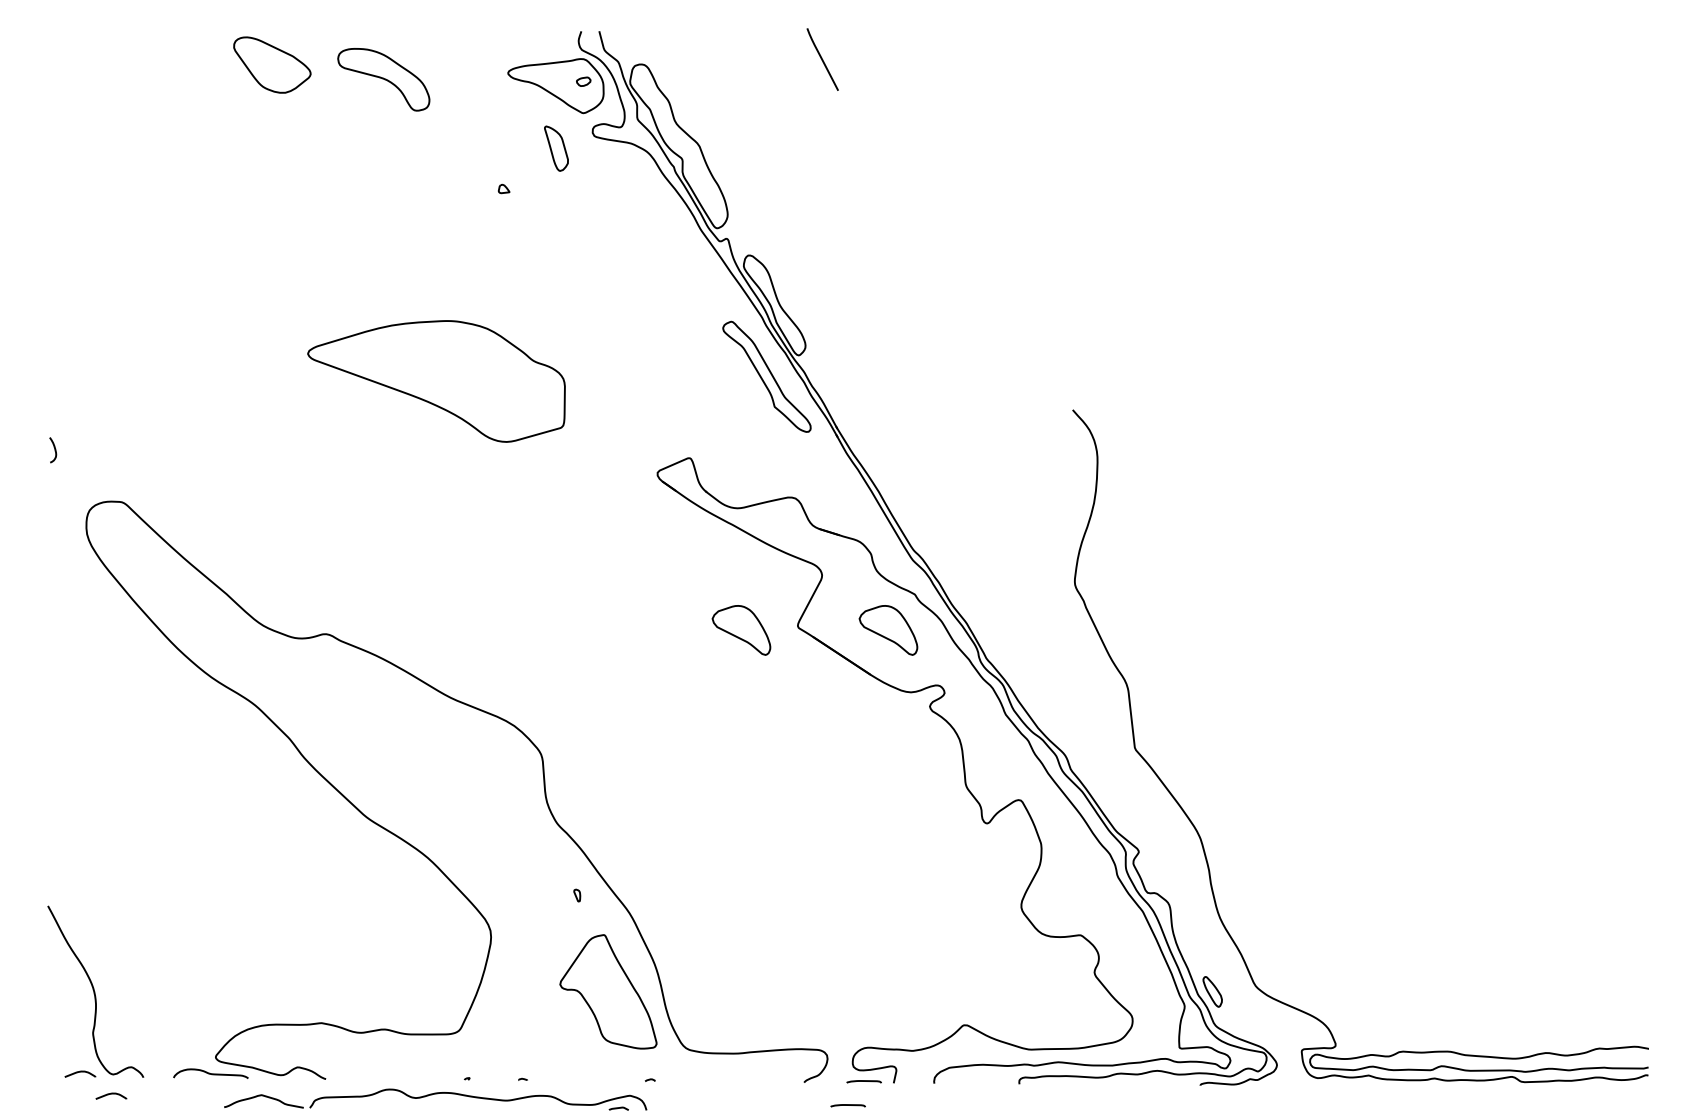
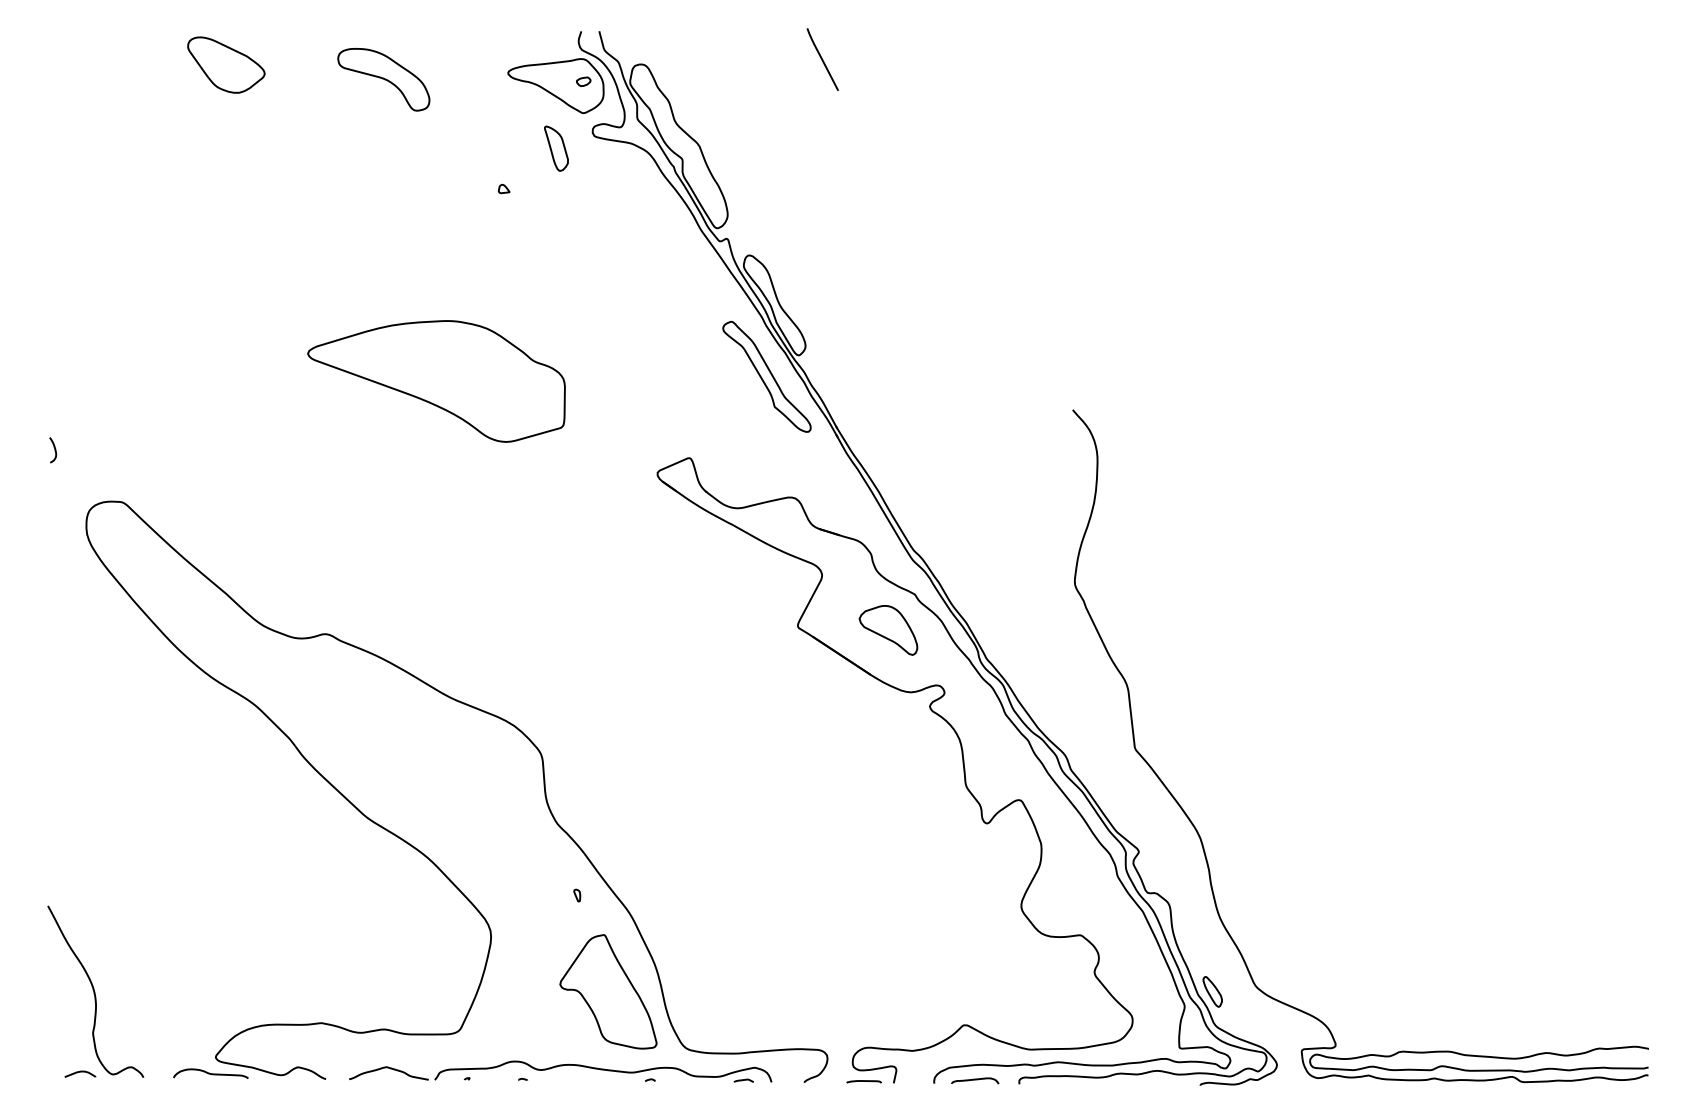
part position: (272, 64) -> (226, 64) (226, 64)
part: present -> none (741, 630)
curve: none -> present (975, 1080)
curve: present -> none (111, 1094)
part position: (435, 1099) -> (560, 1071) (560, 1071)
line: present -> none (847, 1105)
